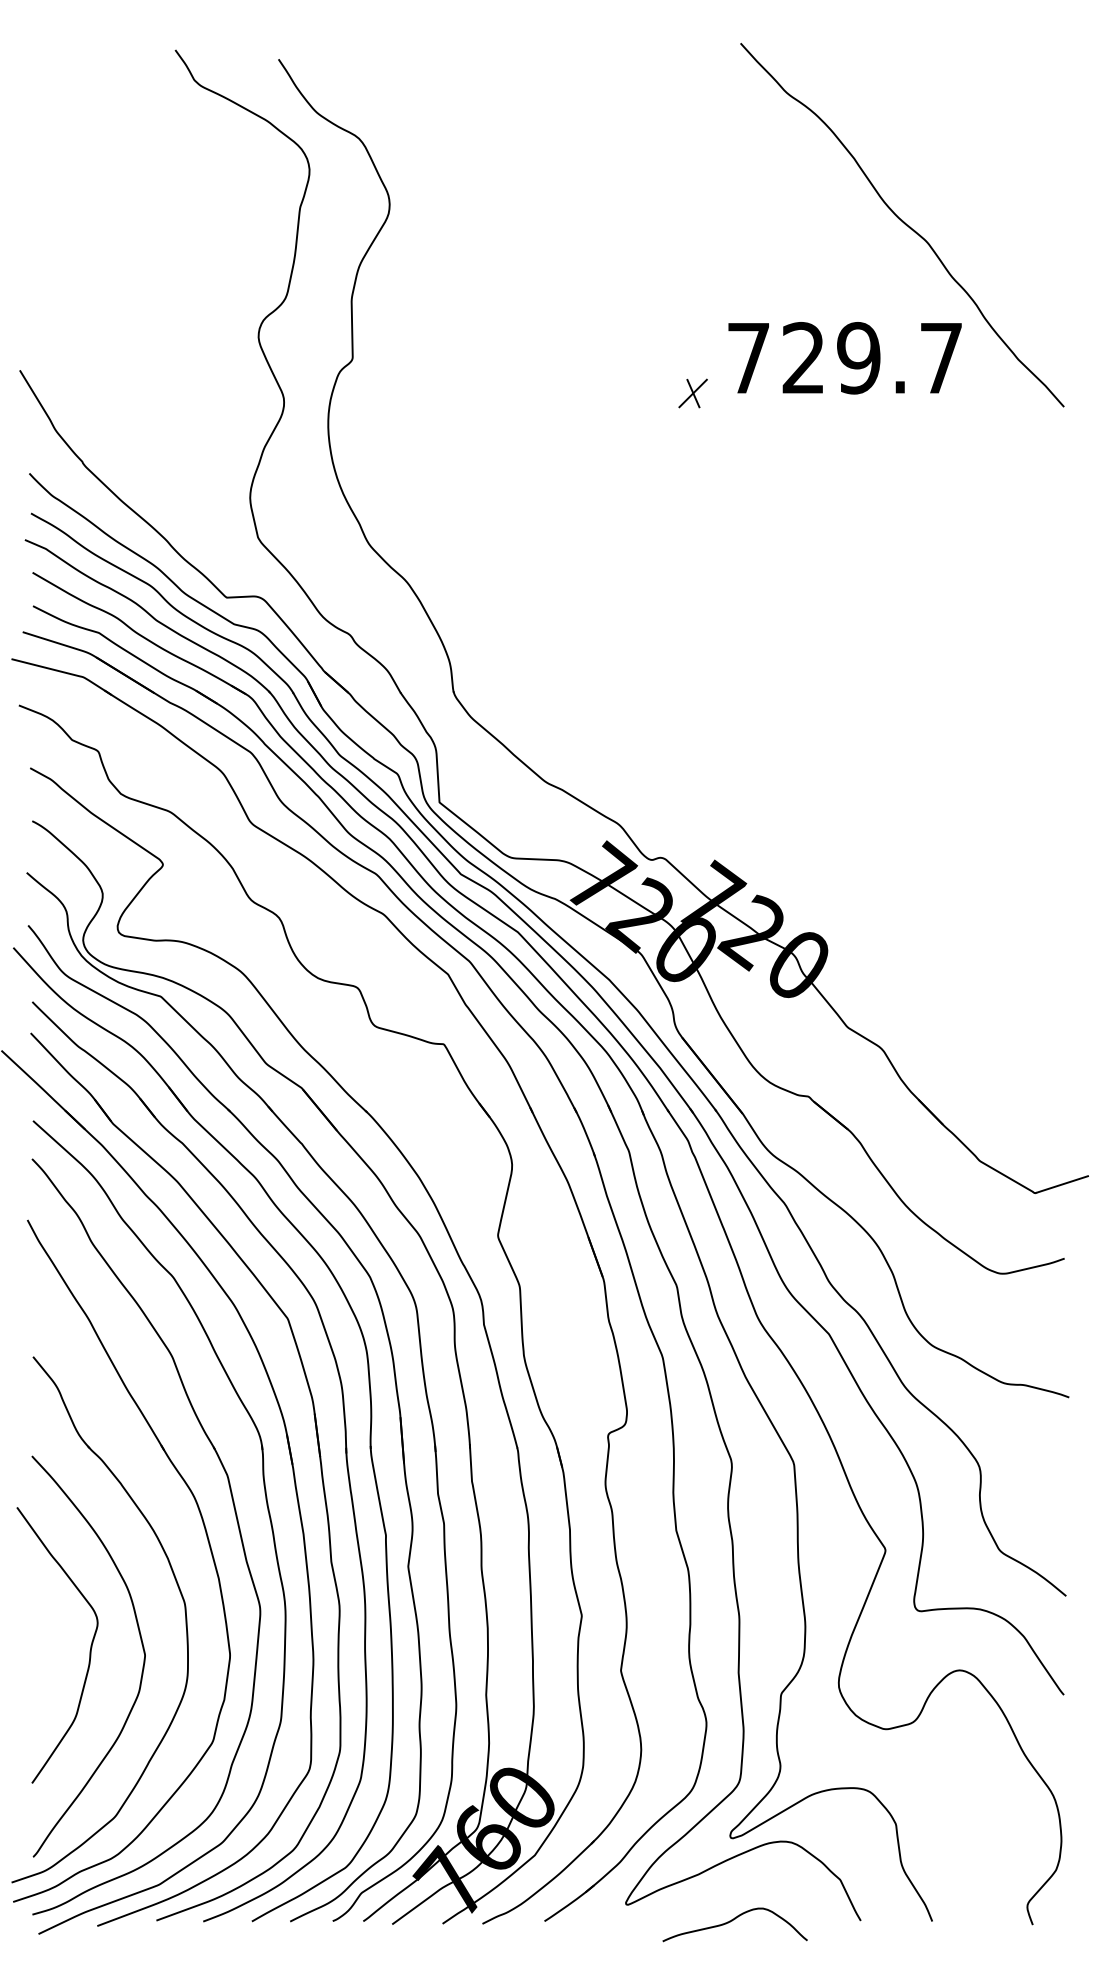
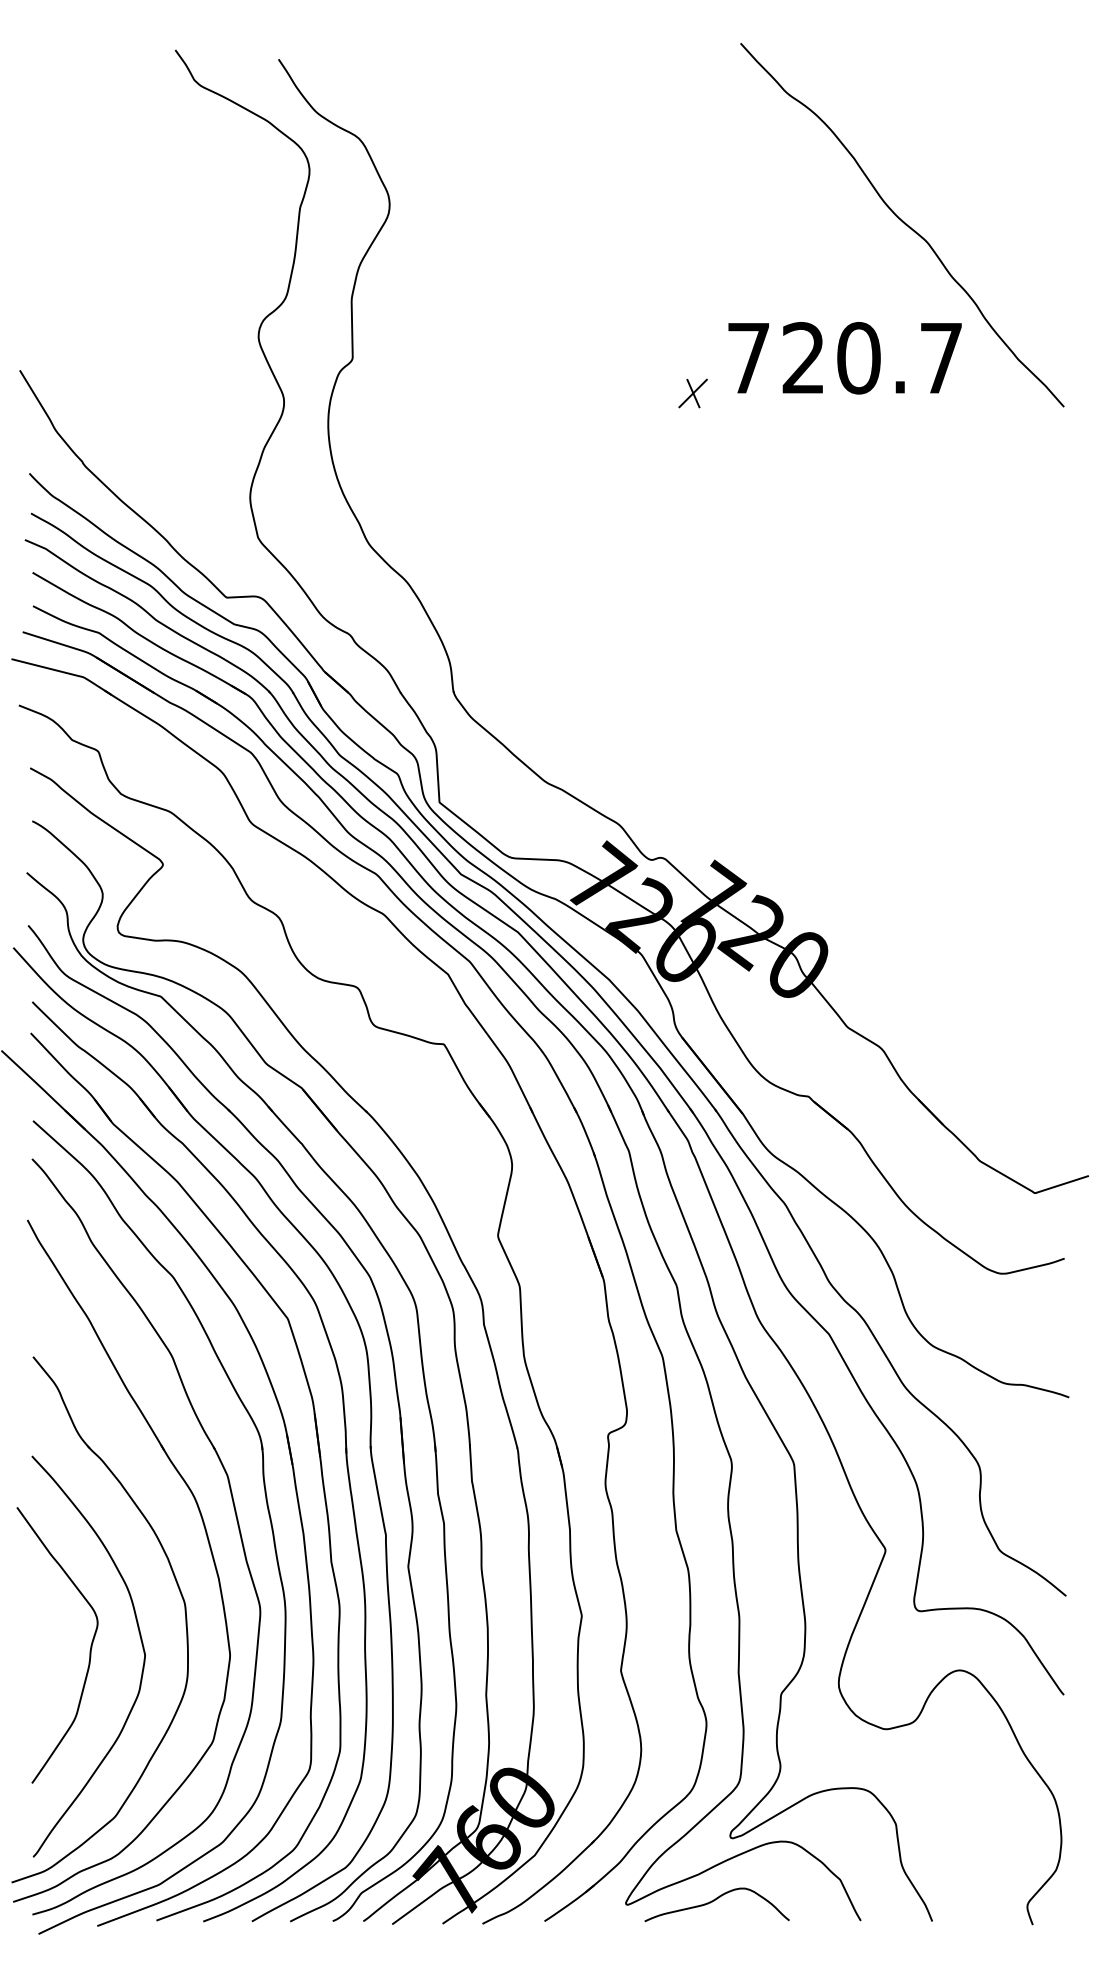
text: 729.7 -> 720.7 (858, 358)
curve position: (732, 1921) -> (714, 1901) (714, 1901)
